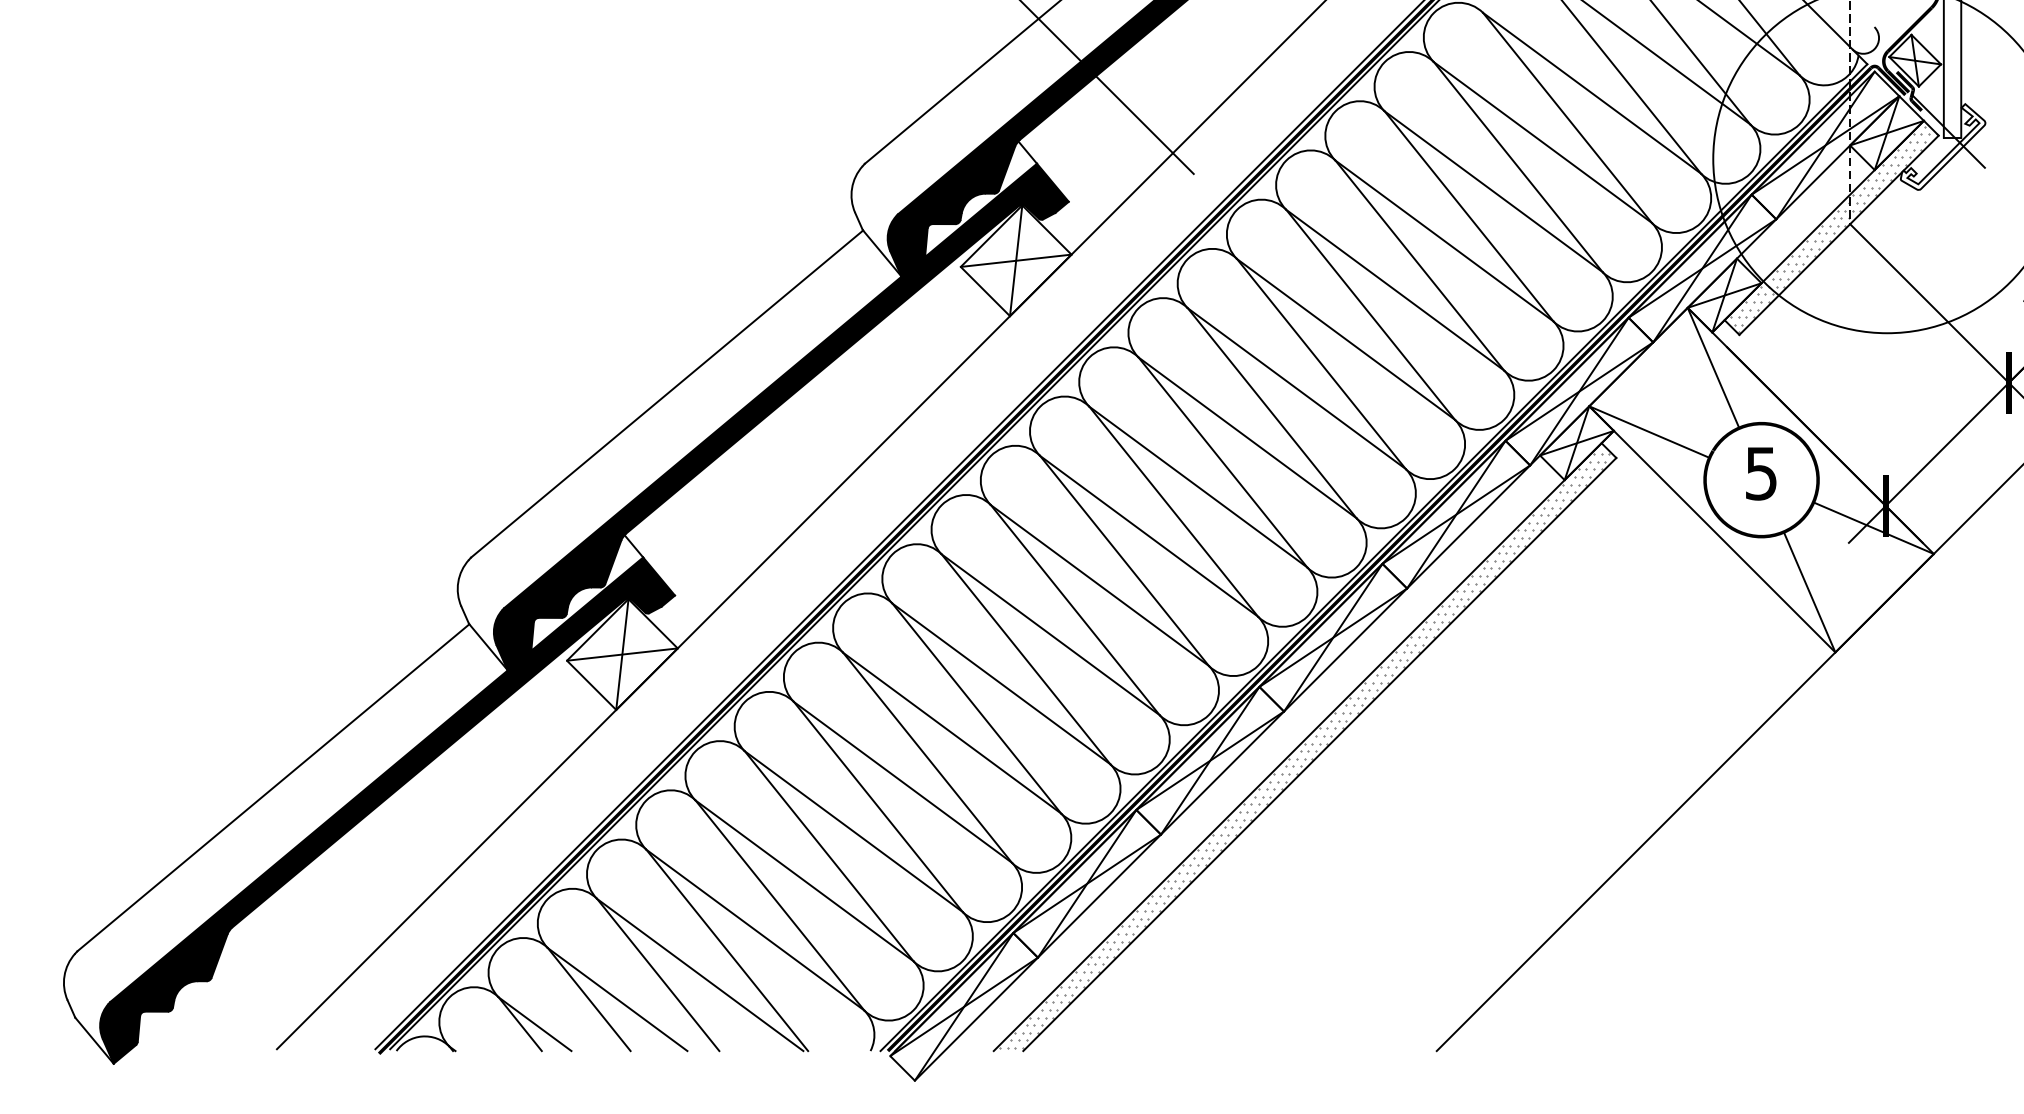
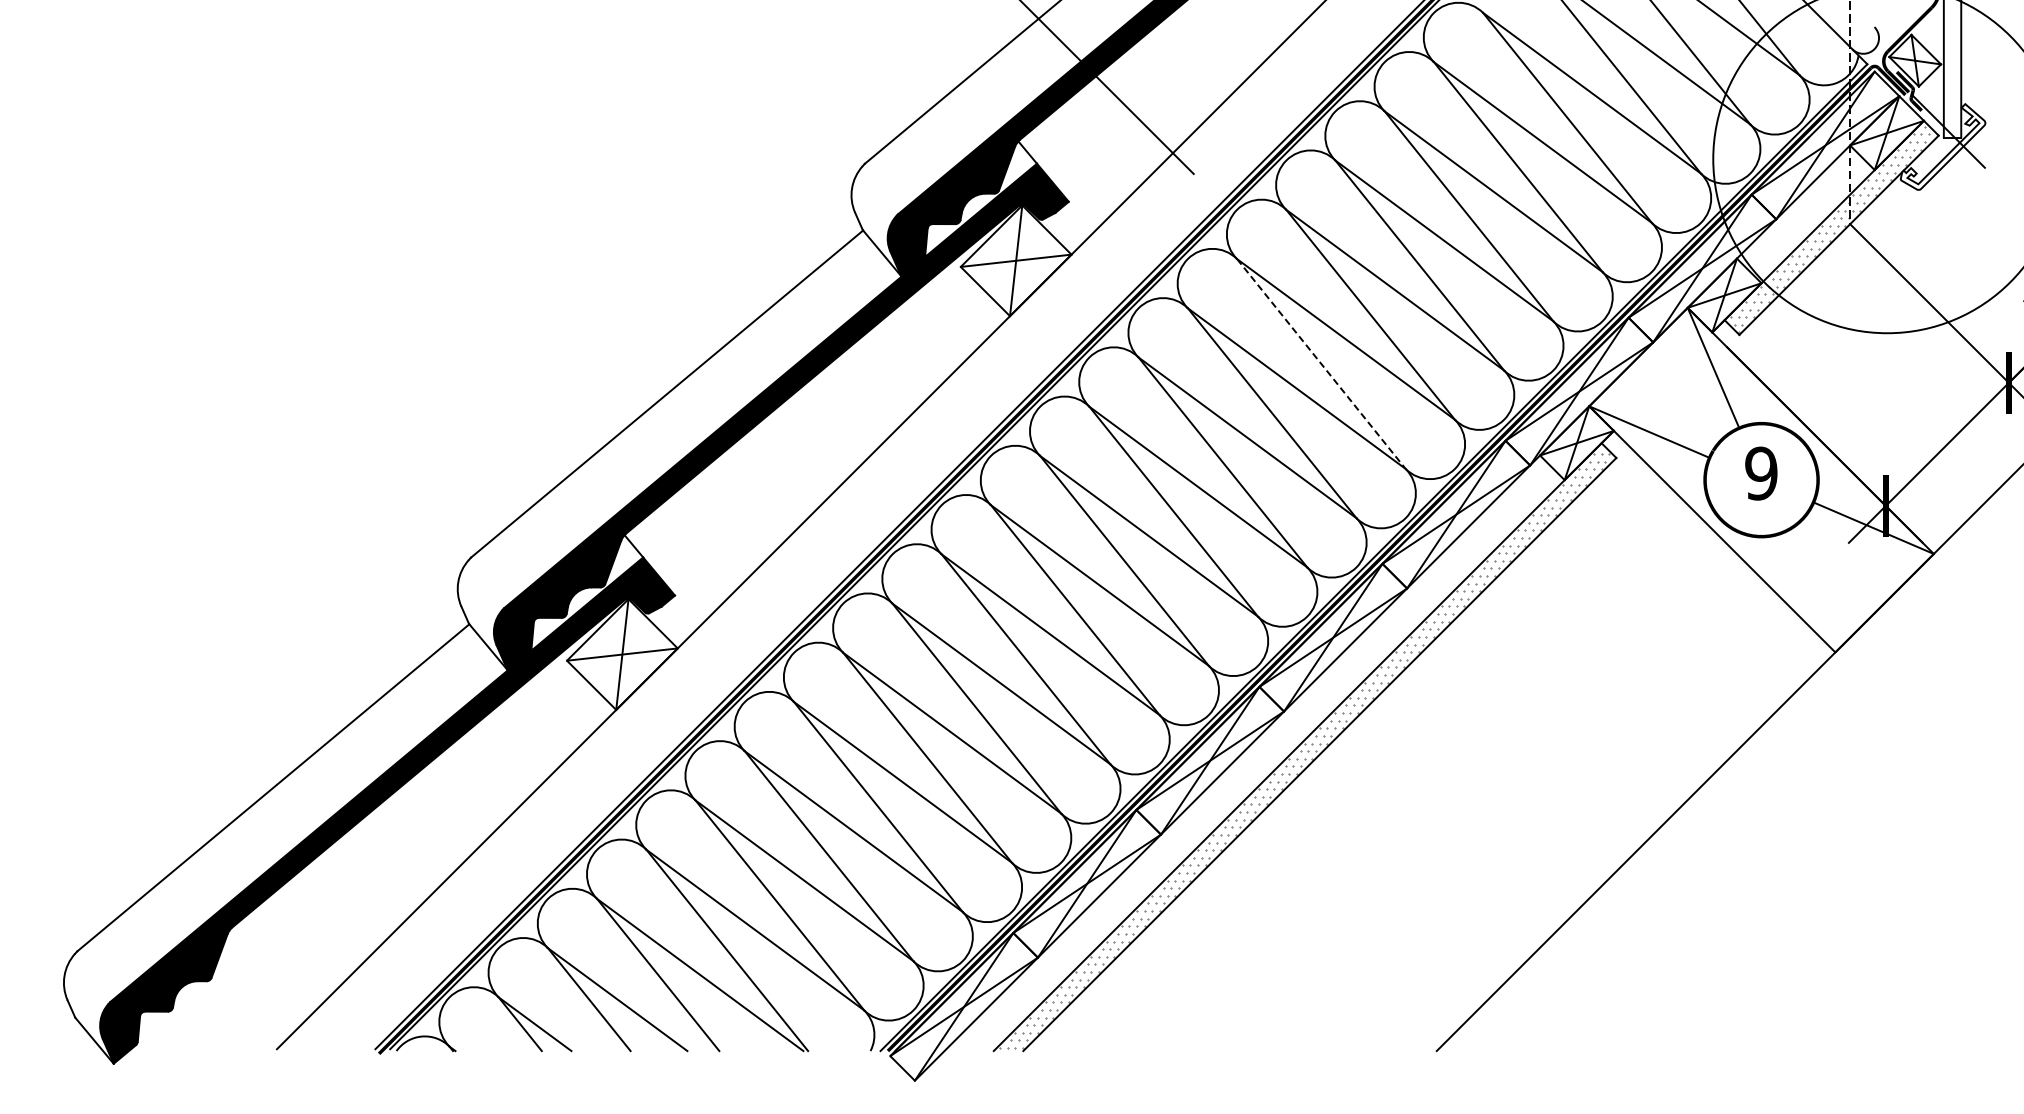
line: solid -> dashed (1321, 364)
text: 5 -> 9 (1761, 473)
line: present -> none (1809, 592)
